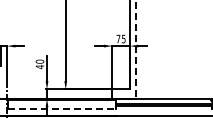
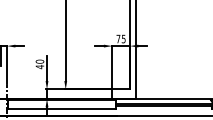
line: dashed -> solid (135, 50)
line: dashed -> solid (62, 108)
